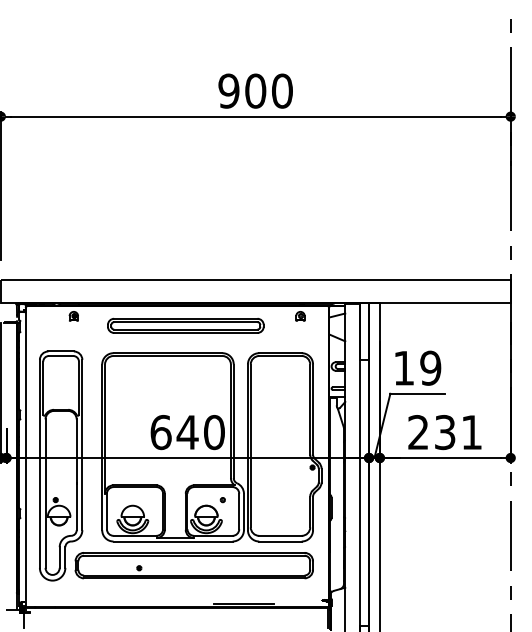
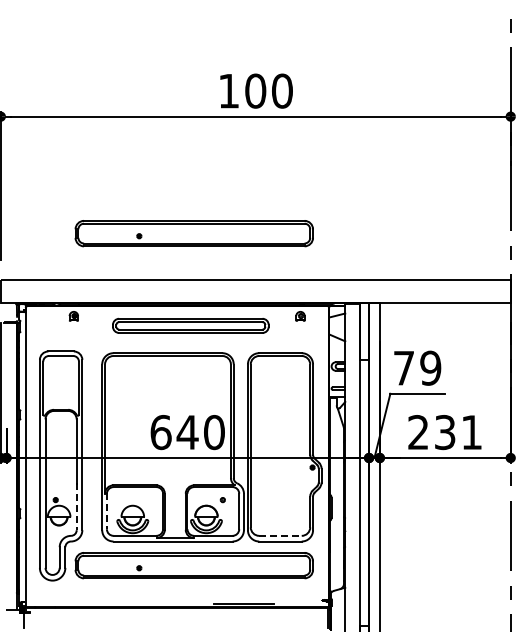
text: 900 -> 100 (228, 90)
part: none -> present (193, 233)
part position: (185, 325) -> (190, 325) (190, 325)
text: 19 -> 79 (403, 368)
line: solid -> dashed (76, 506)
line: solid -> dashed (106, 511)
line: solid -> dashed (280, 535)
